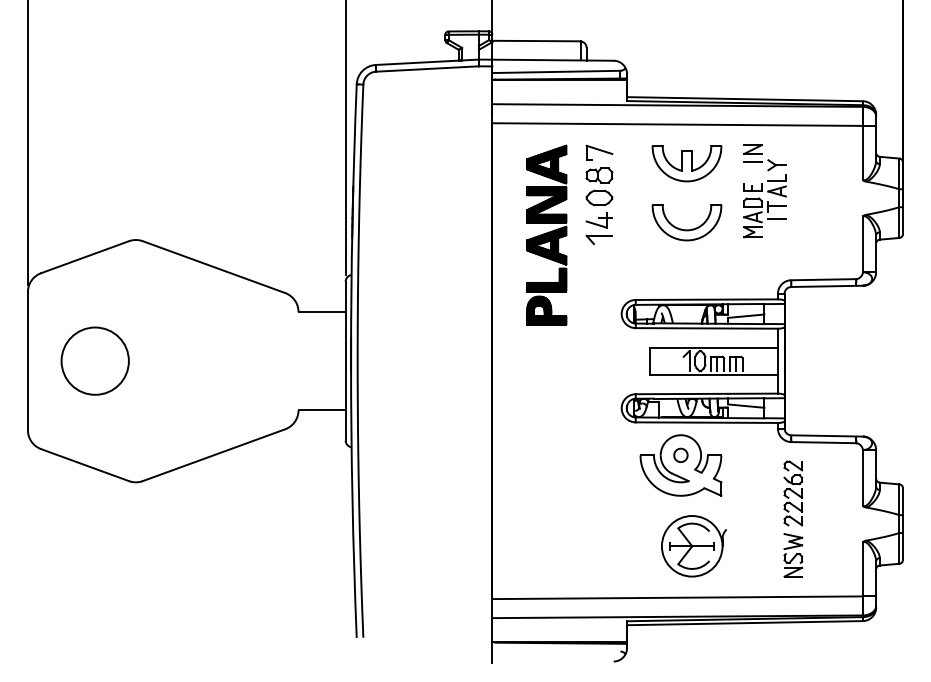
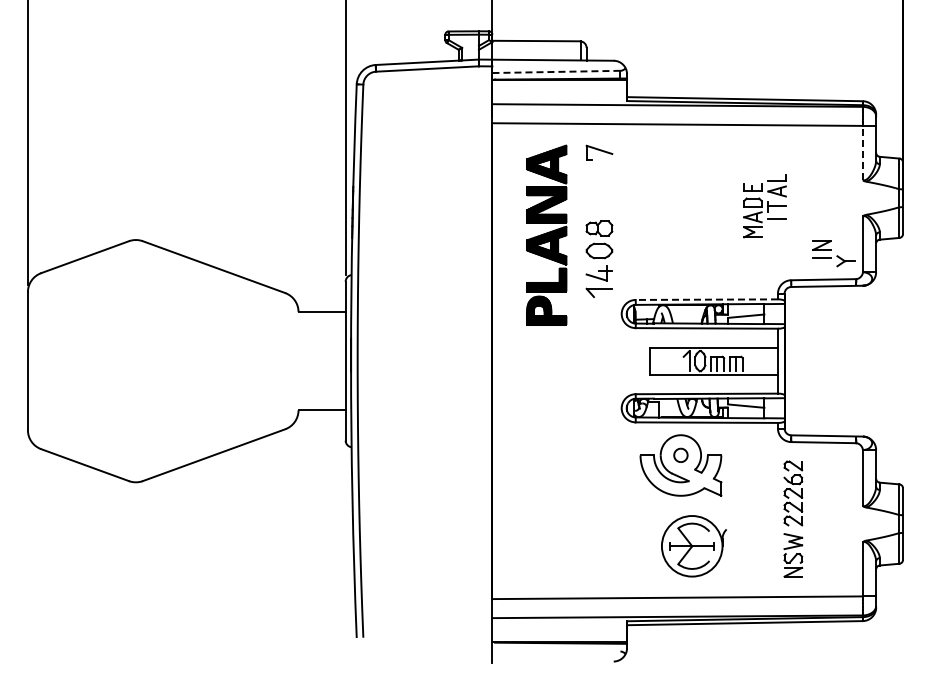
line: solid -> dashed (555, 71)
line: solid -> dashed (862, 152)
part position: (764, 157) -> (833, 253) (833, 253)
part: present -> none (686, 163)
part position: (599, 205) -> (599, 258) (599, 258)
part: present -> none (686, 229)
line: solid -> dashed (706, 299)
circle: present -> none (94, 360)
